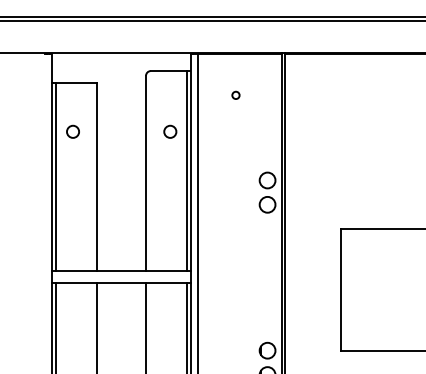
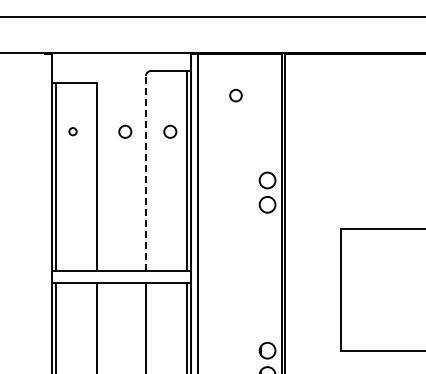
line: present -> none (212, 20)
circle size: 10x10 px -> 14x15 px (235, 95)
circle size: 14x15 px -> 10x10 px (72, 131)
circle: none -> present (125, 131)
line: solid -> dashed (146, 173)
